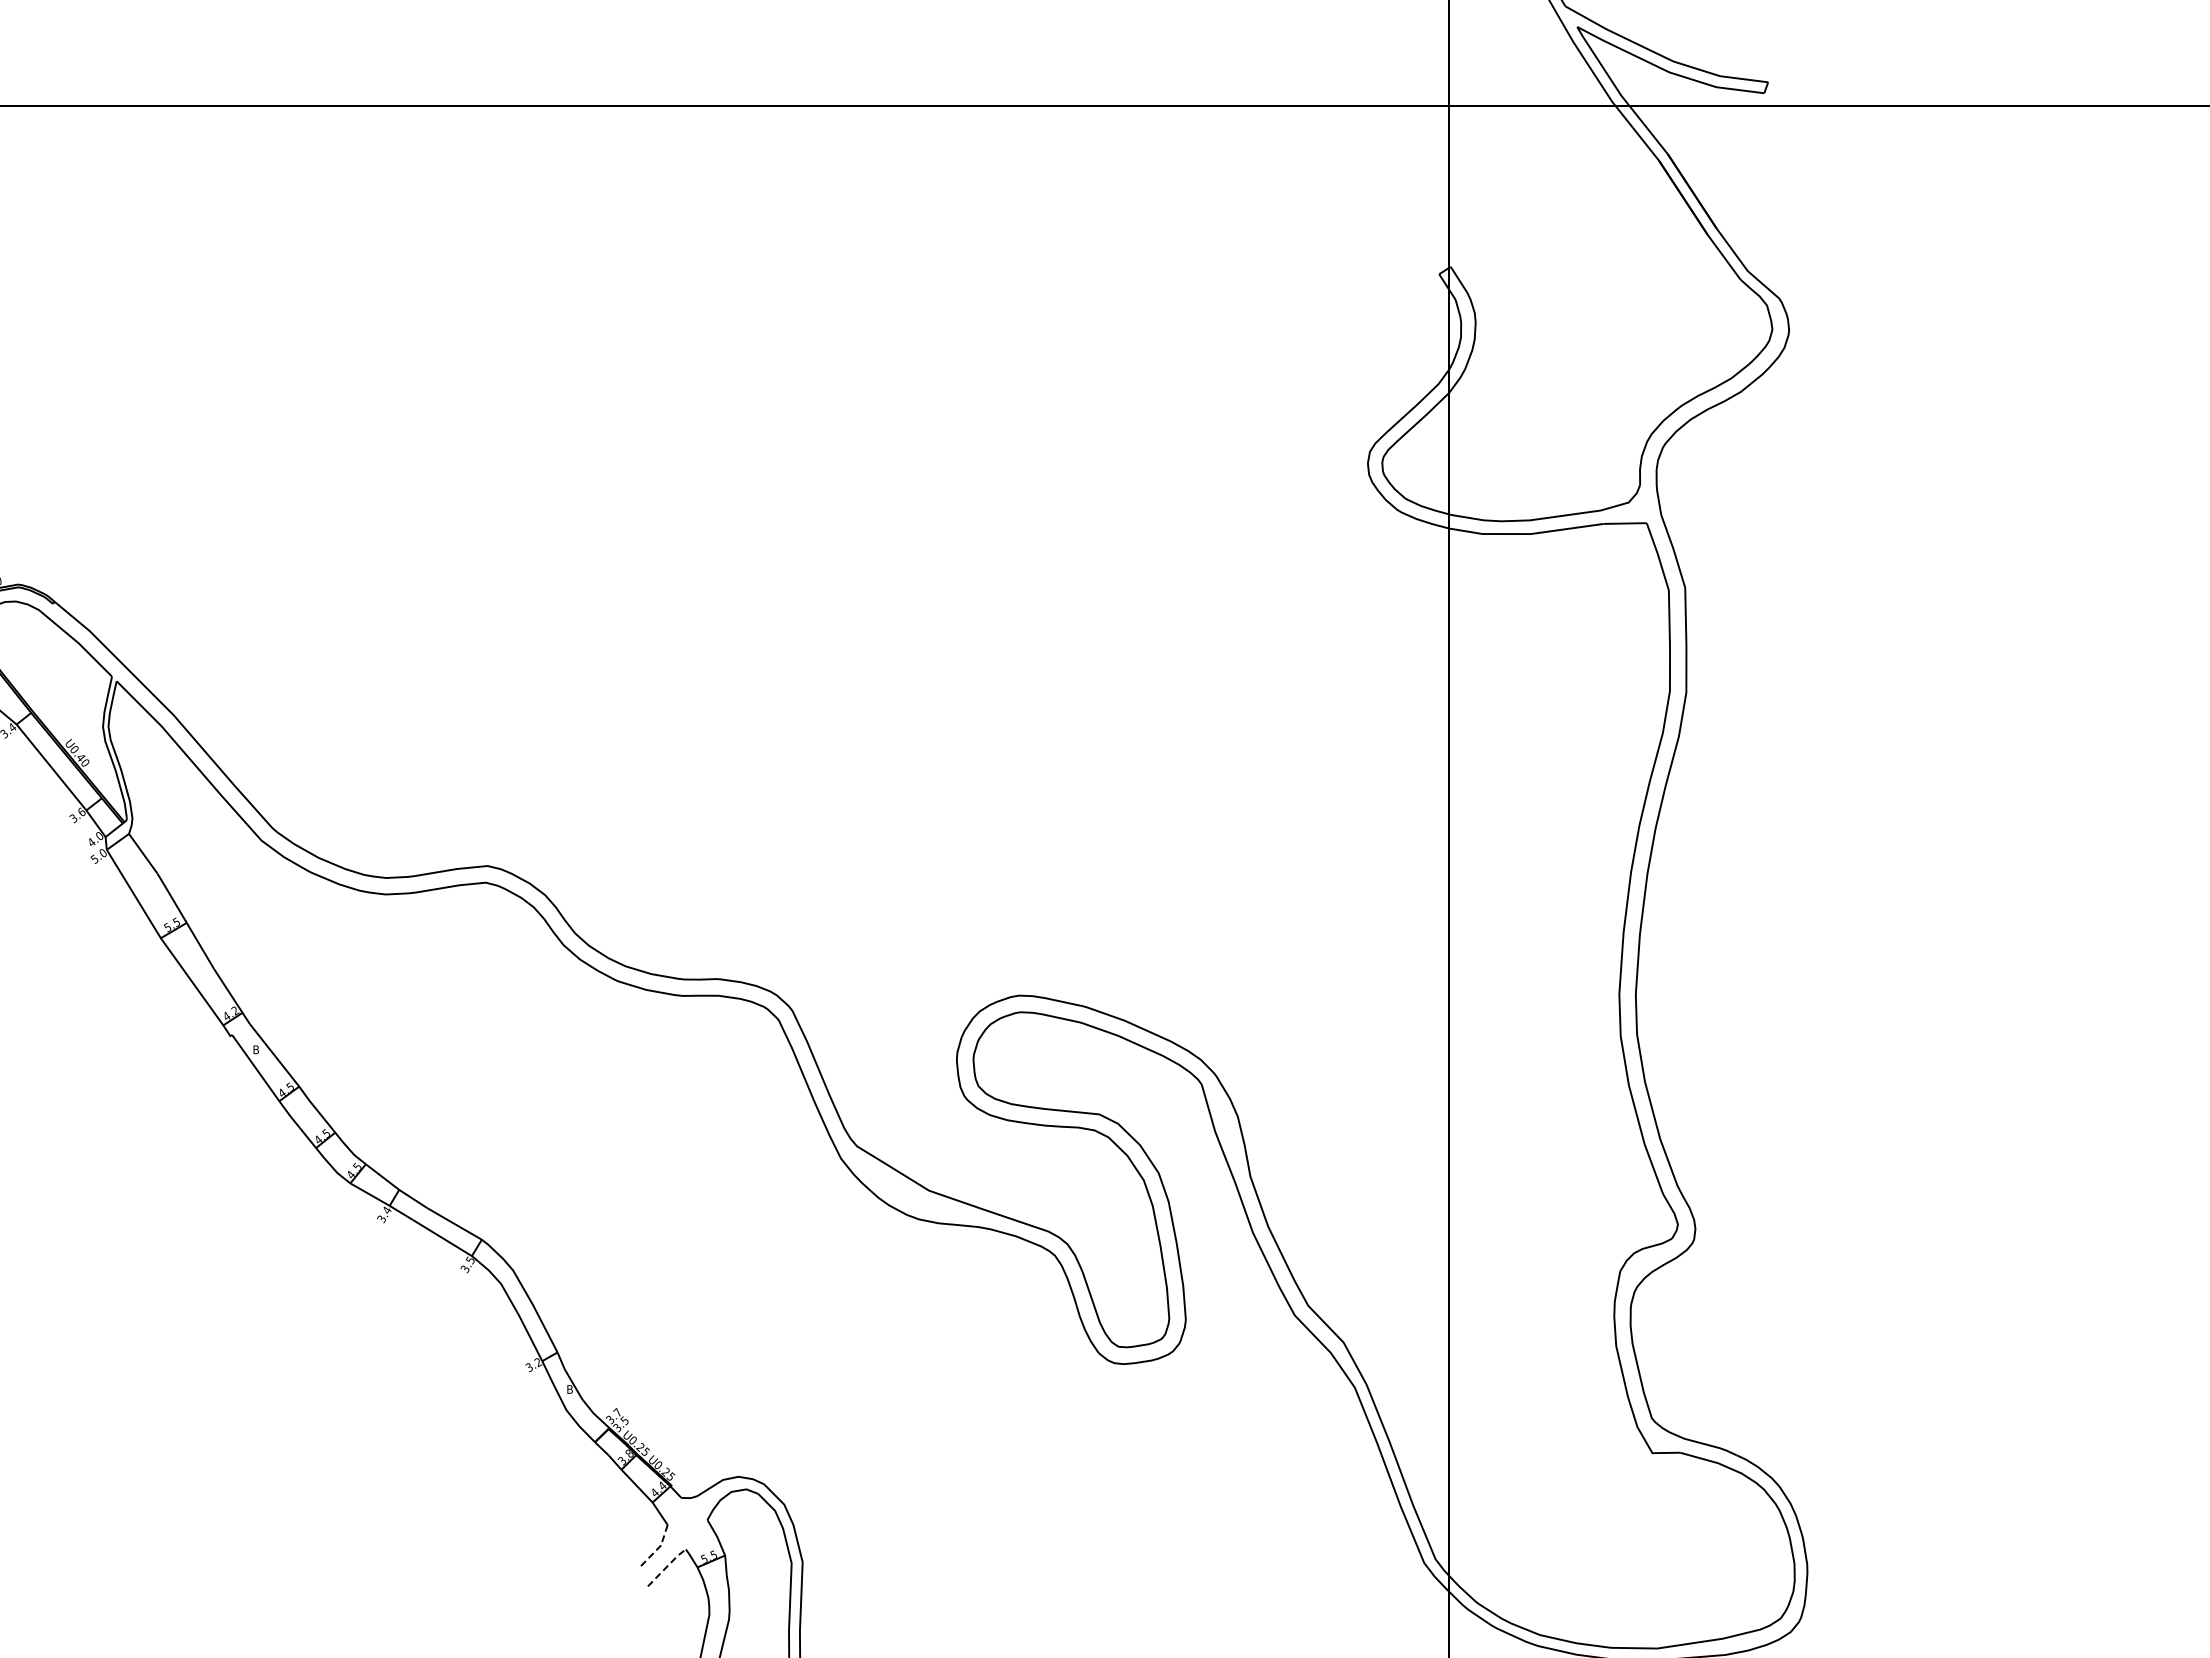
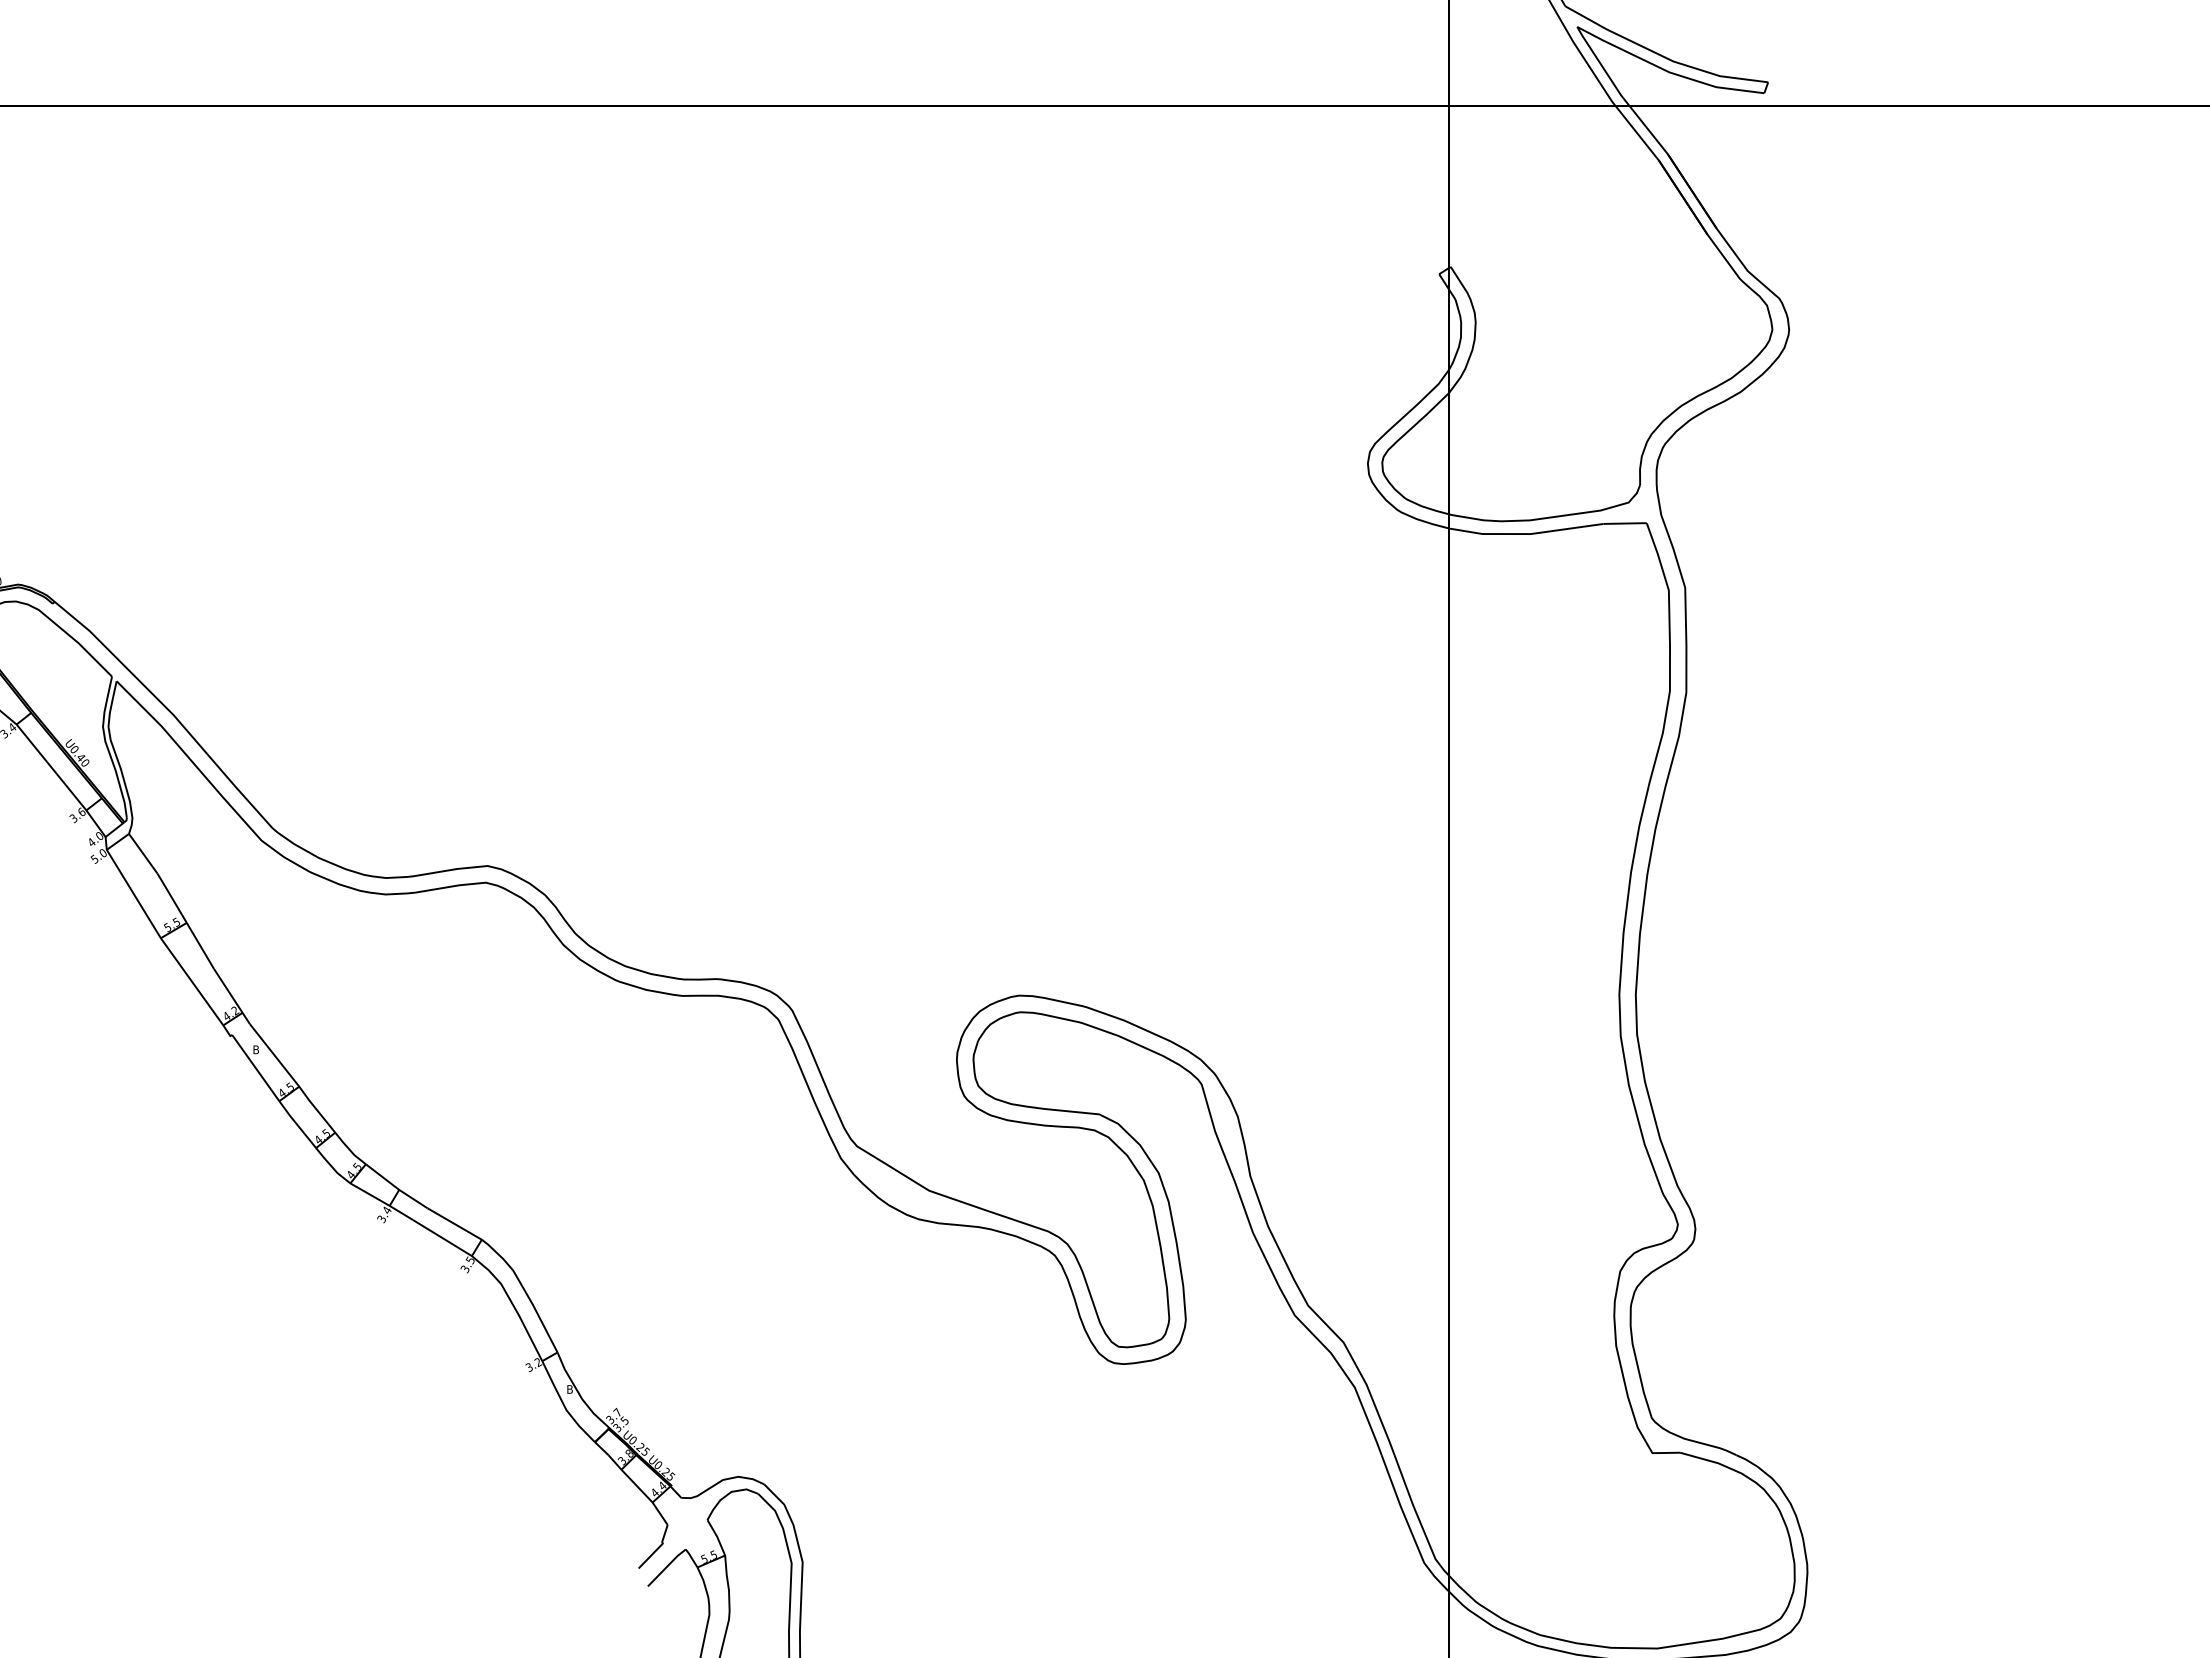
line: dashed -> solid (658, 1548)
line: dashed -> solid (667, 1566)
